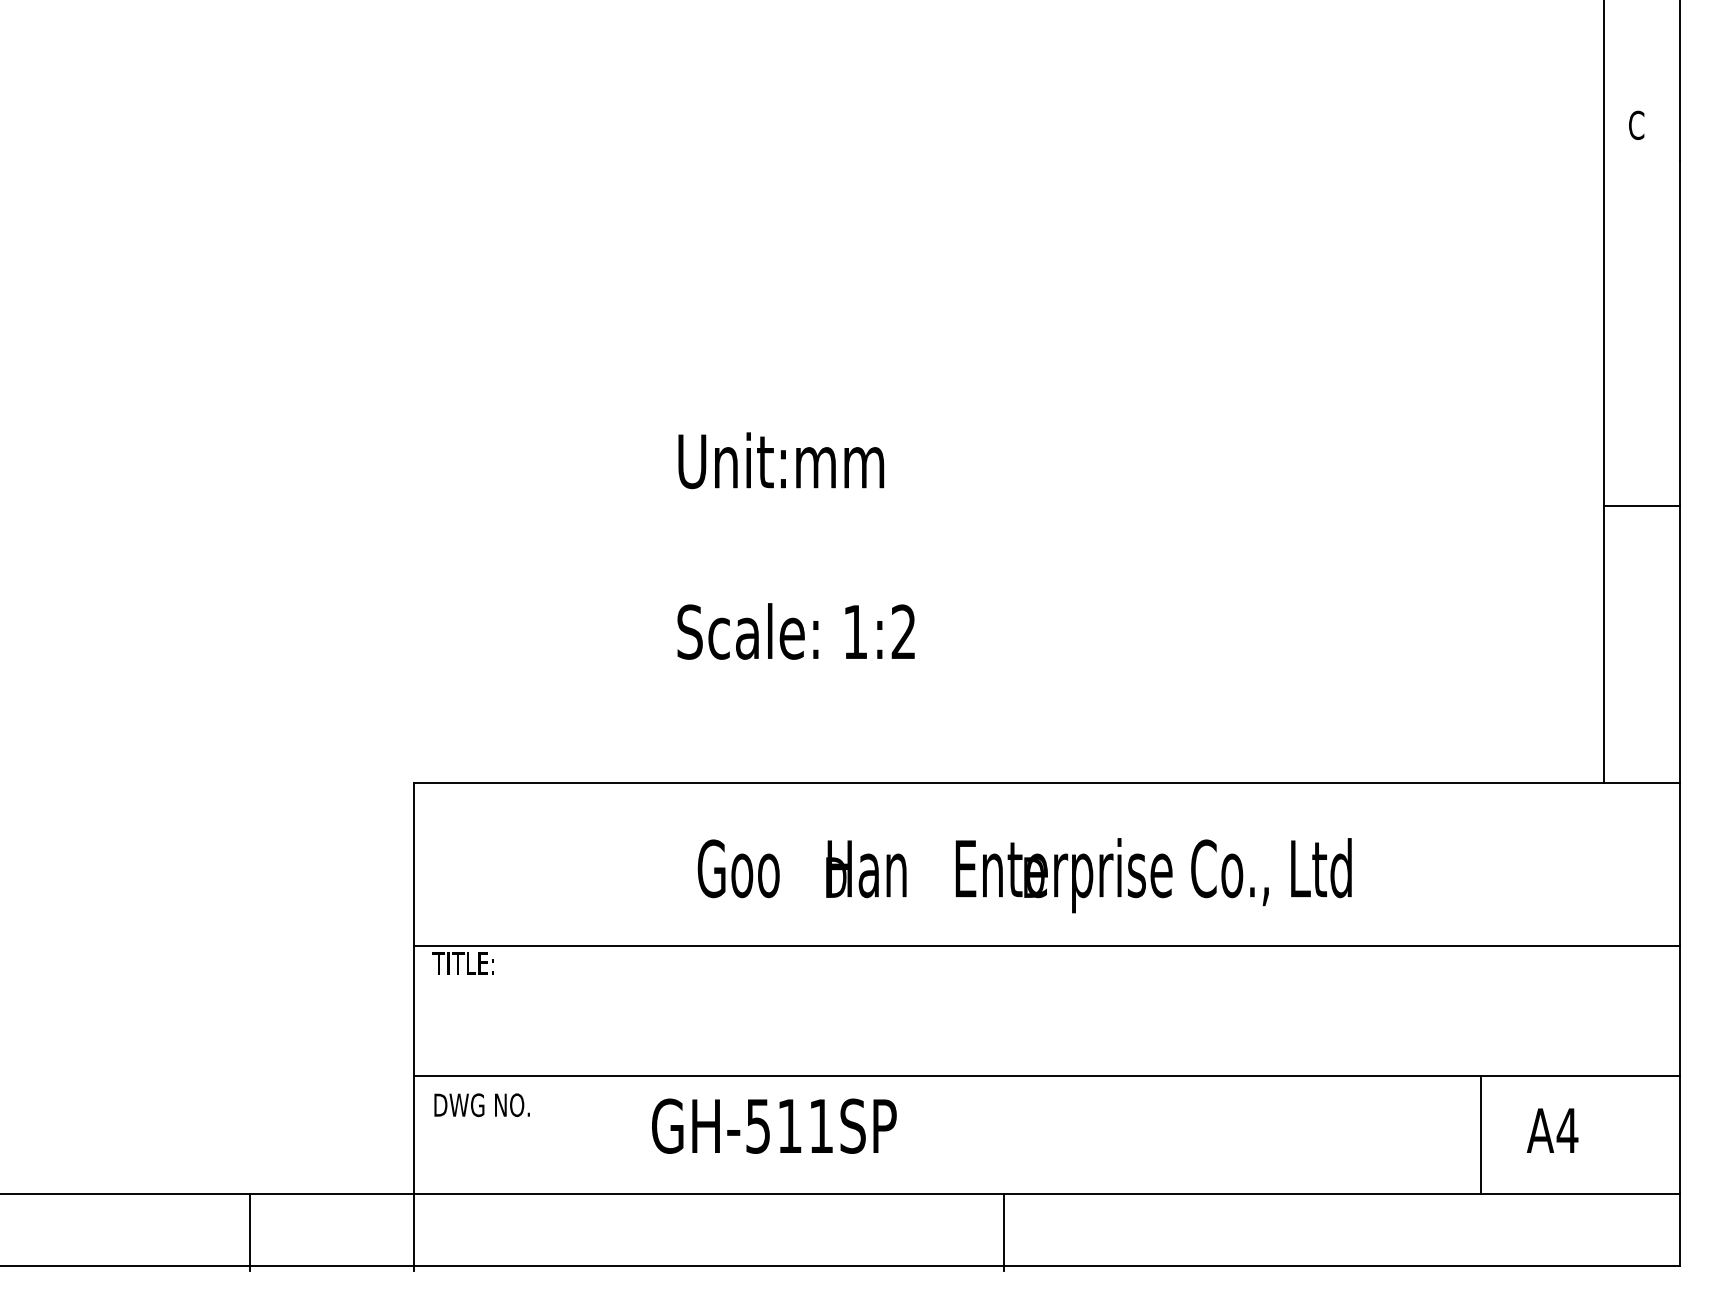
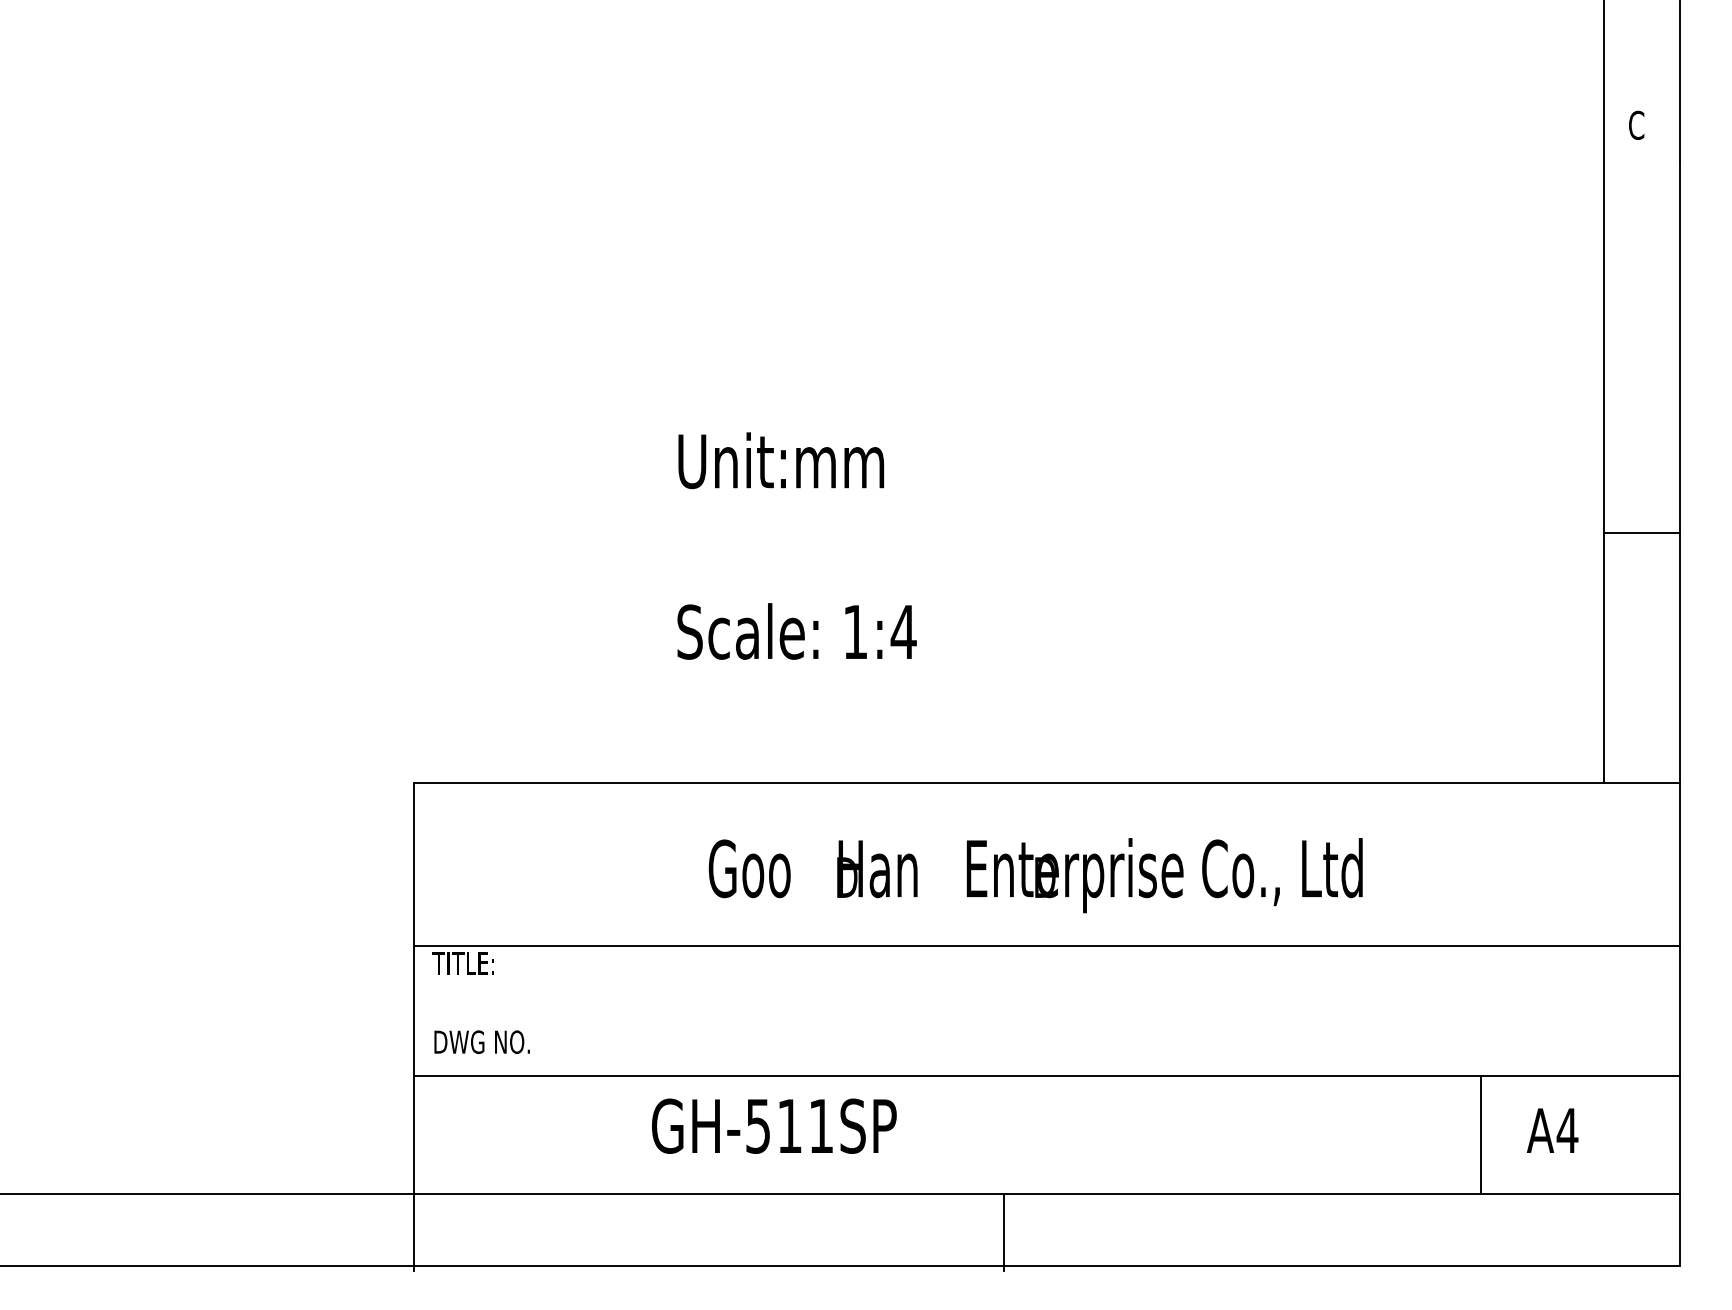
line position: (1641, 506) -> (1641, 533) (1641, 533)
text: 1:2 -> 1:4 (903, 631)
text position: (1024, 875) -> (1035, 875) (1035, 875)
text position: (481, 1104) -> (481, 1041) (481, 1041)
line: present -> none (250, 1232)
